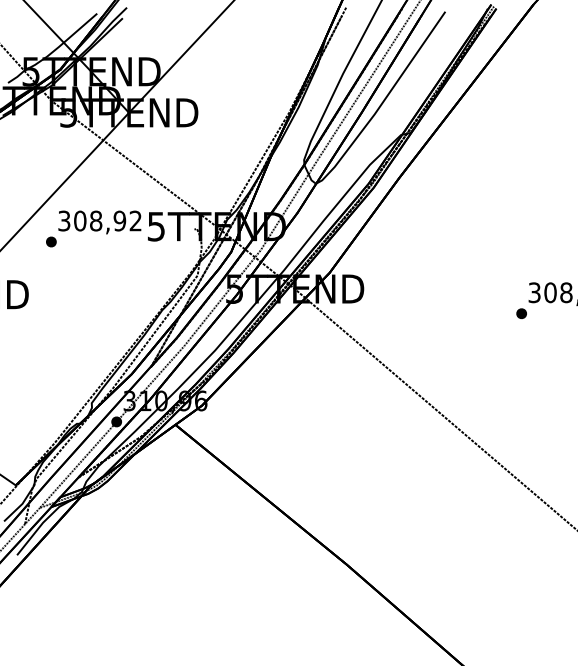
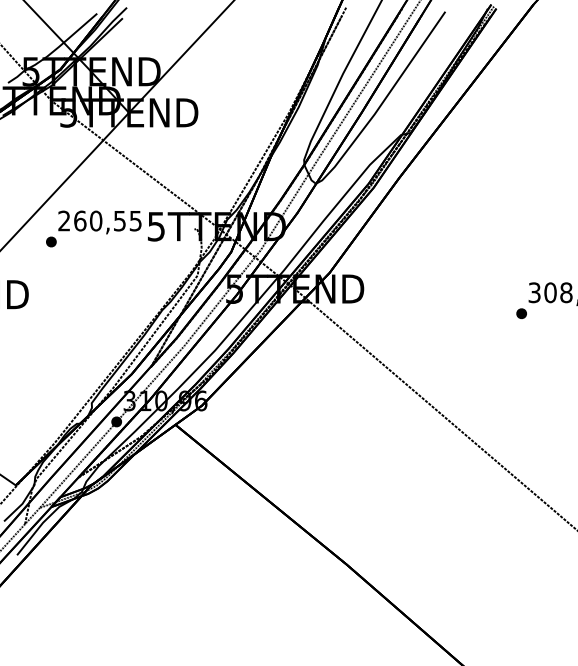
text: 308,92 -> 260,55 (99, 220)
